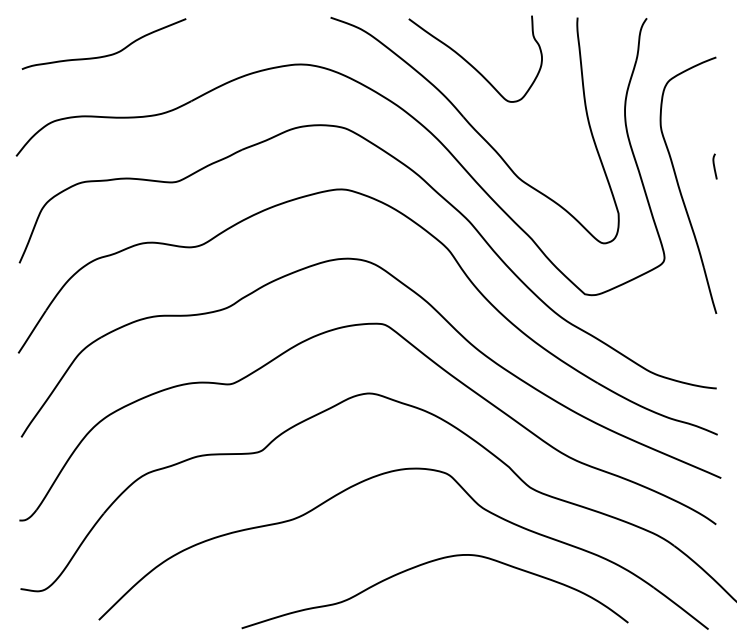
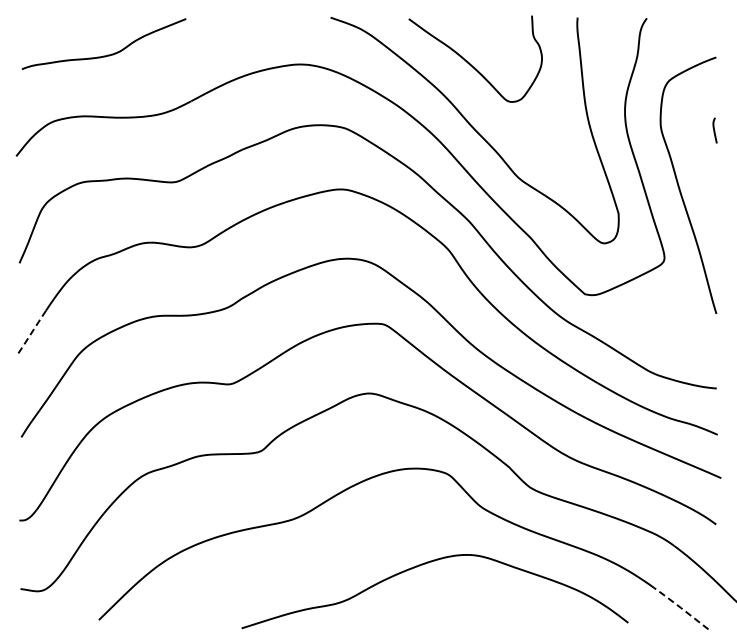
curve position: (714, 166) -> (714, 130) (714, 130)
line: solid -> dashed (32, 332)
line: solid -> dashed (681, 607)
